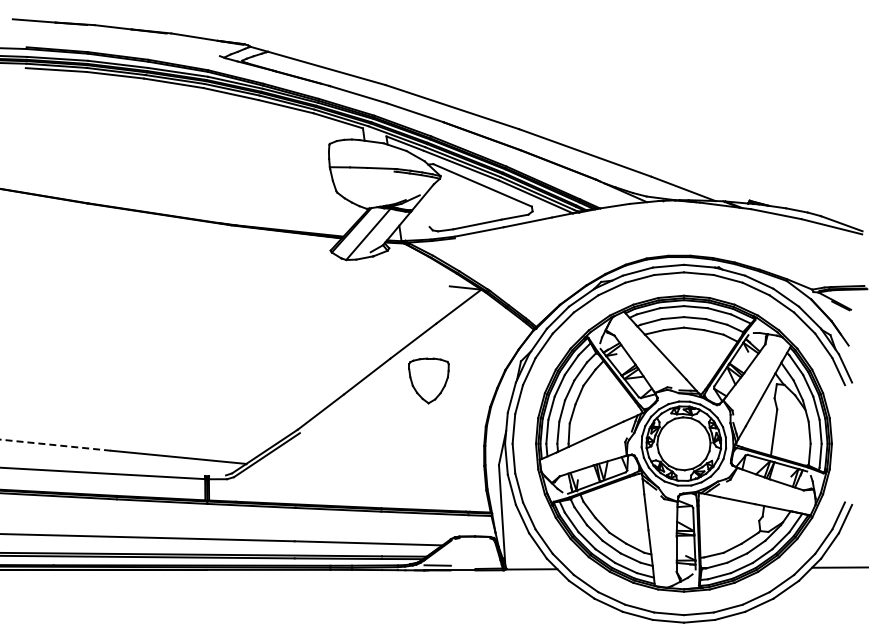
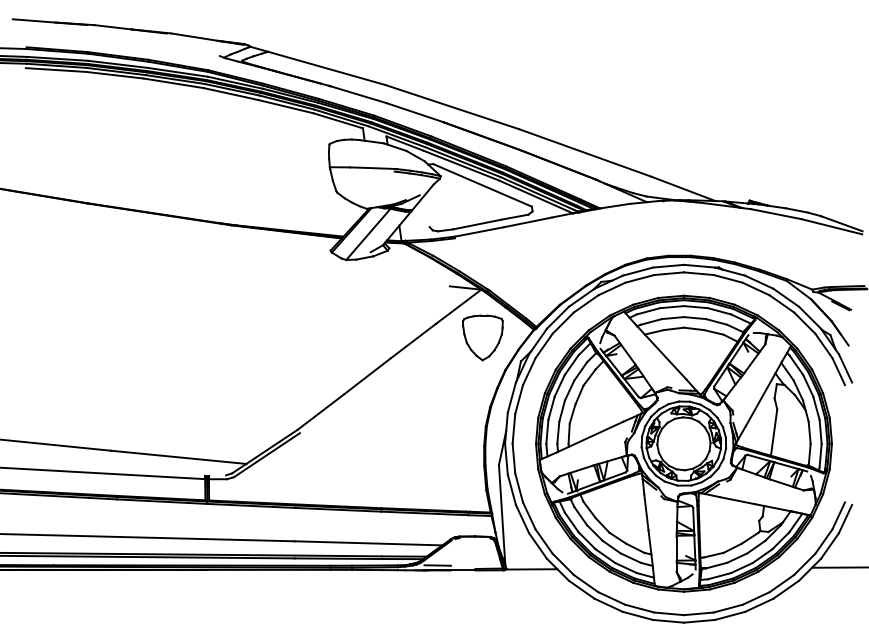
part position: (428, 380) -> (482, 337) (482, 337)
line: dashed -> solid (55, 445)
